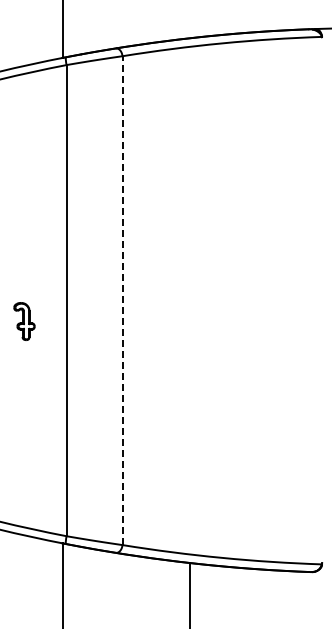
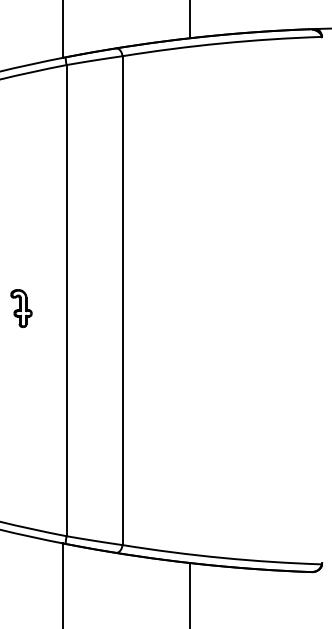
line: none -> present (190, 20)
line: dashed -> solid (122, 300)
part position: (24, 321) -> (21, 308) (21, 308)
